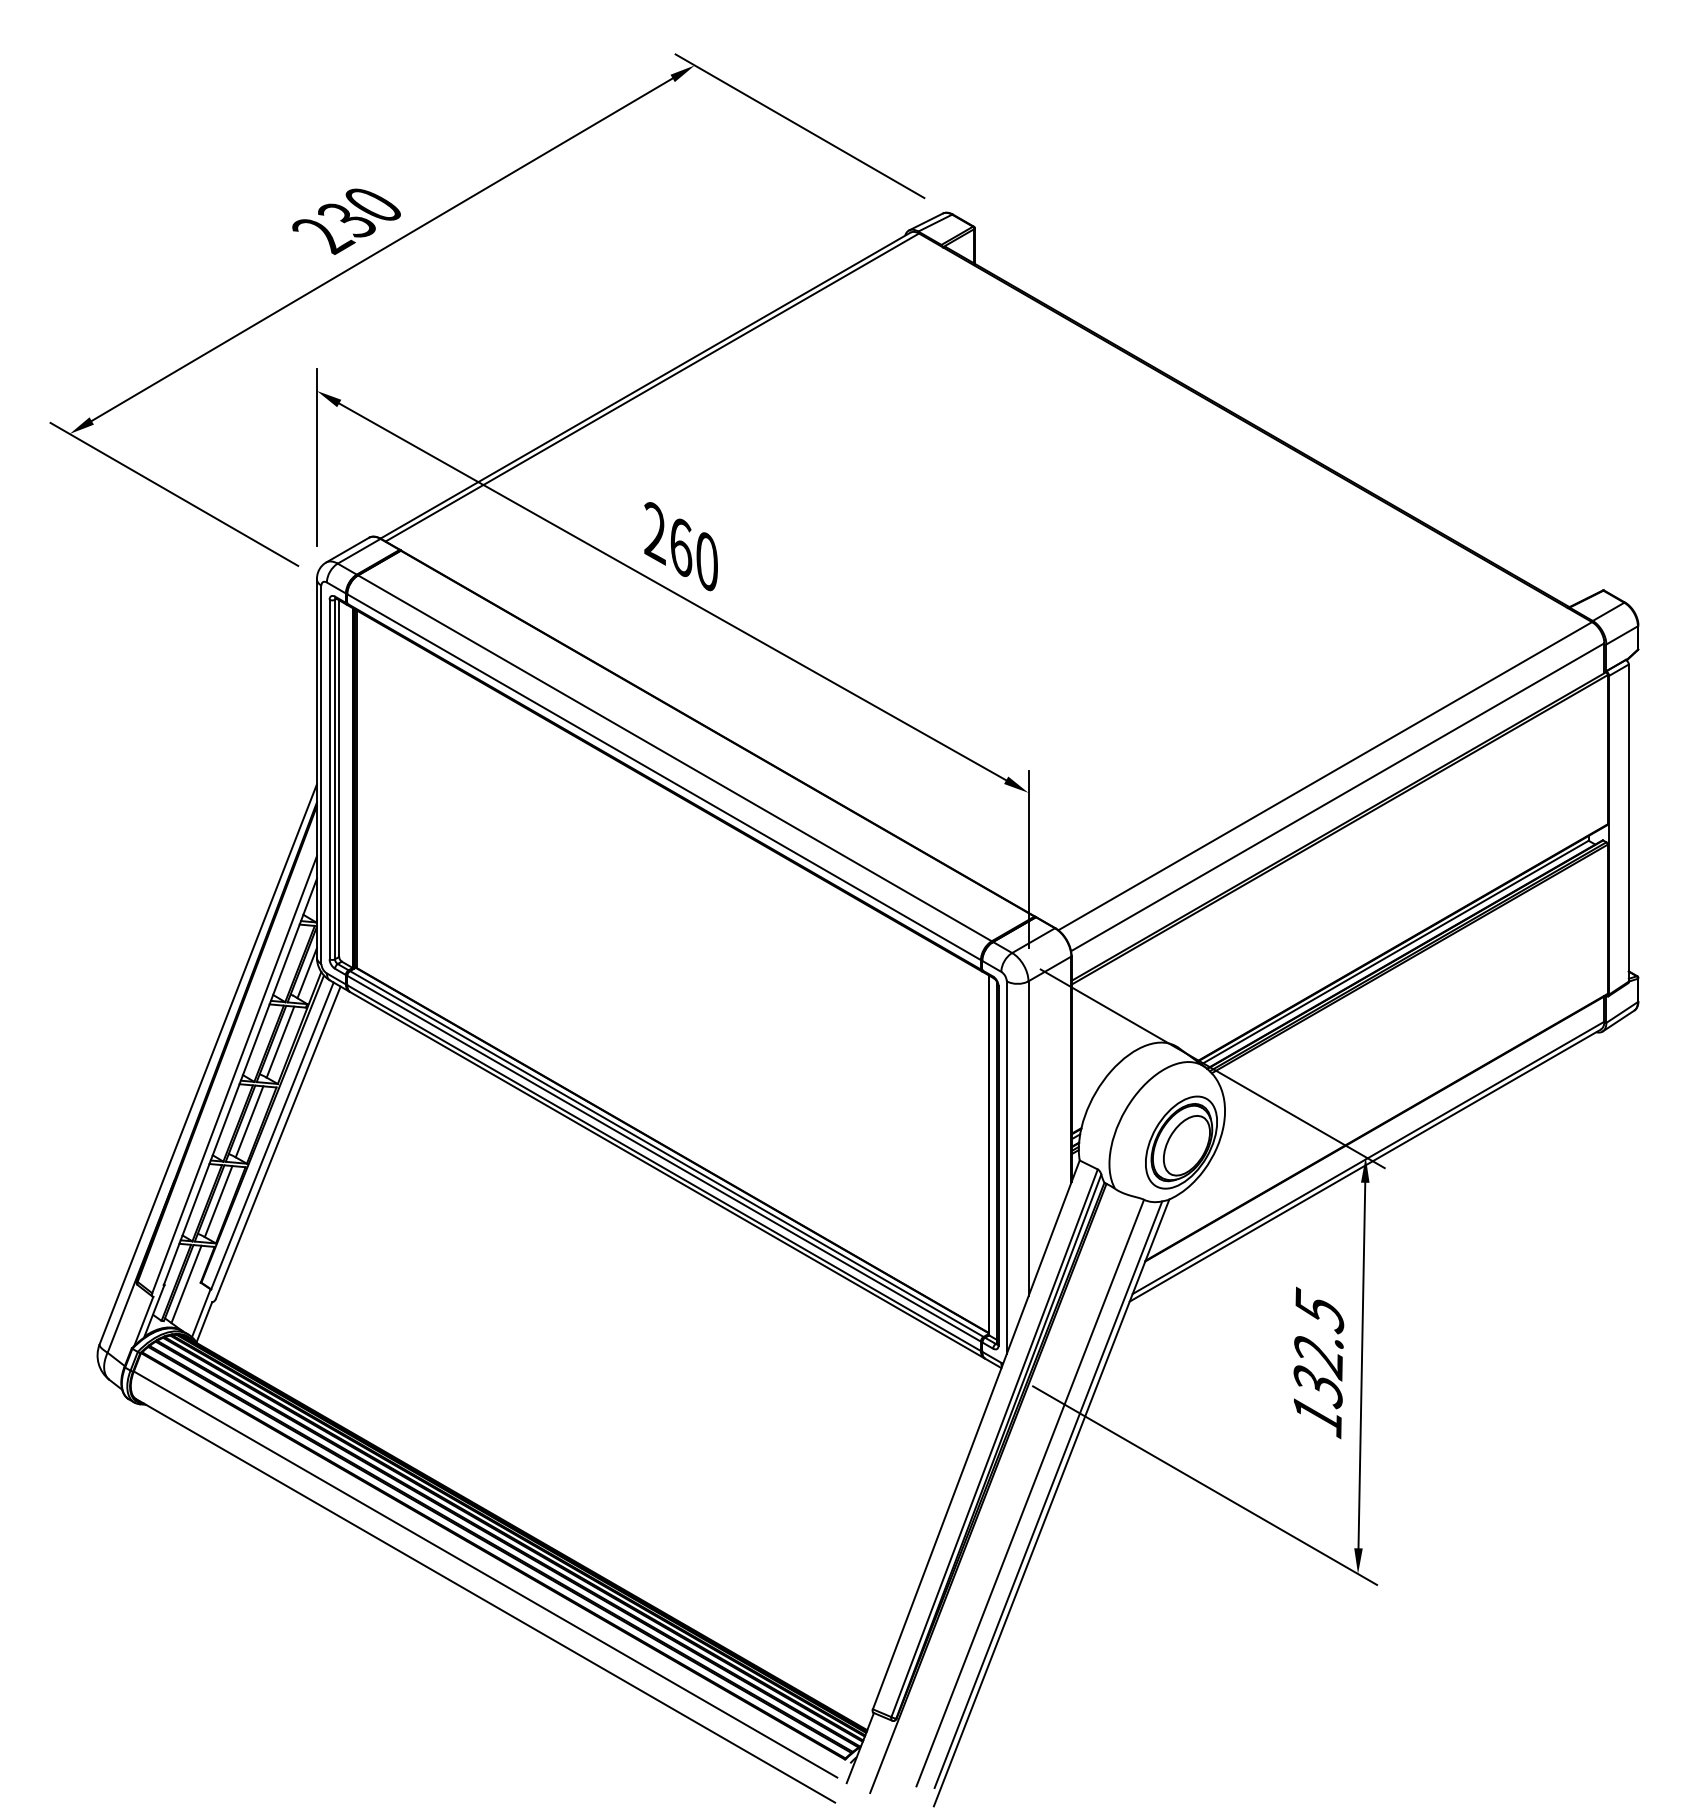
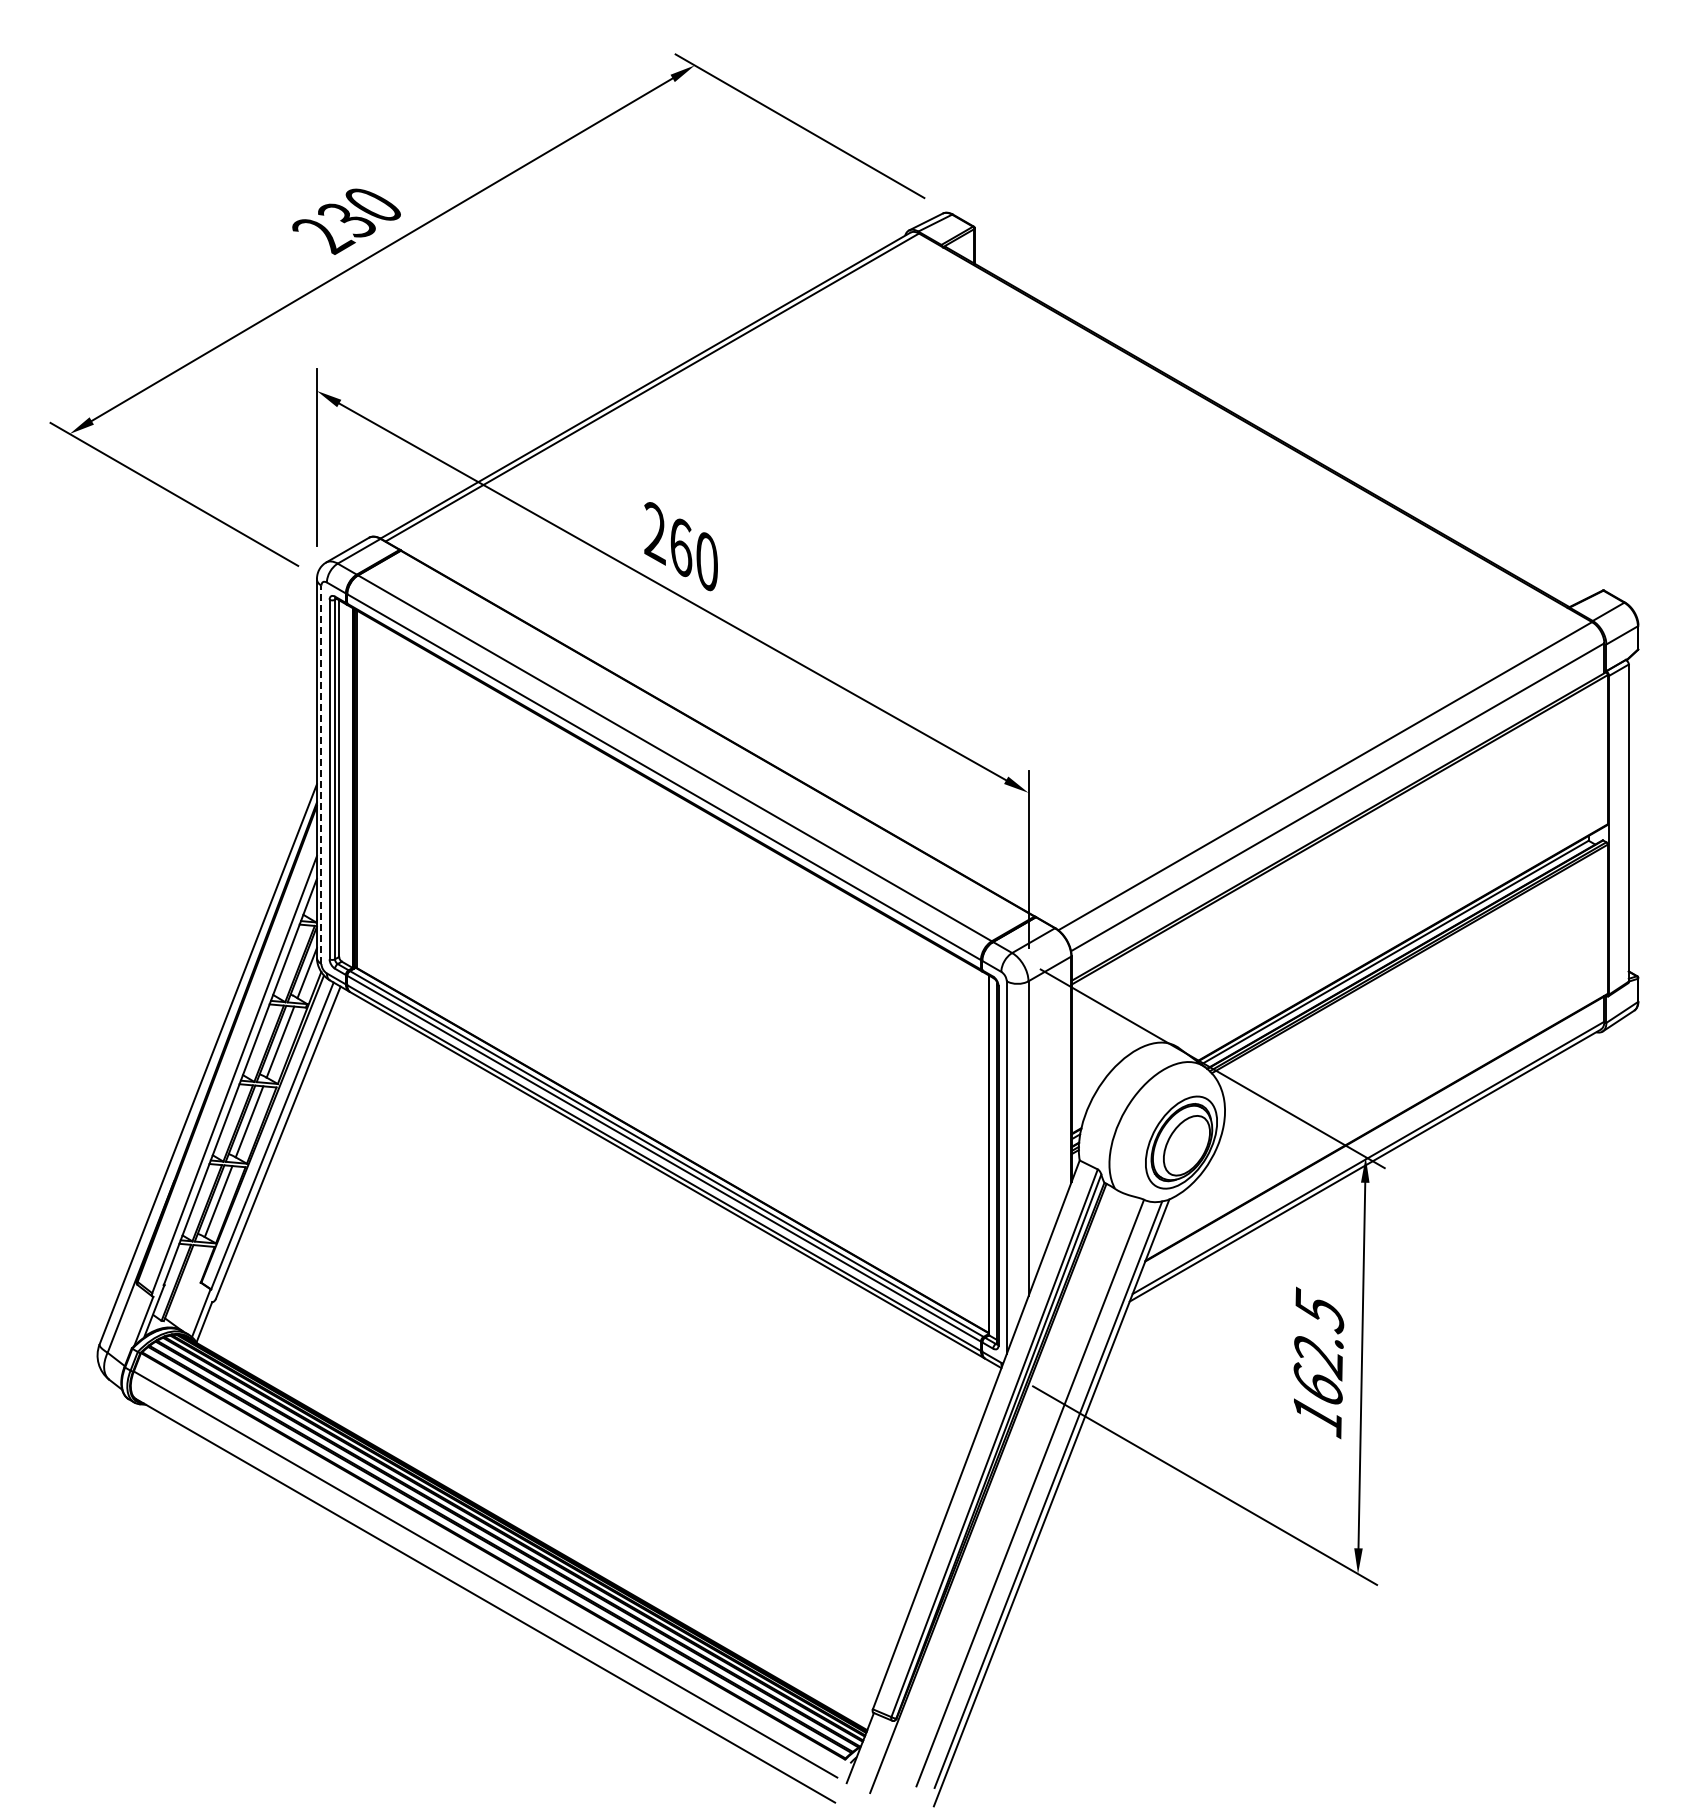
line: solid -> dashed (321, 774)
line: present -> none (186, 1284)
text: 132.5 -> 162.5 (1317, 1385)
